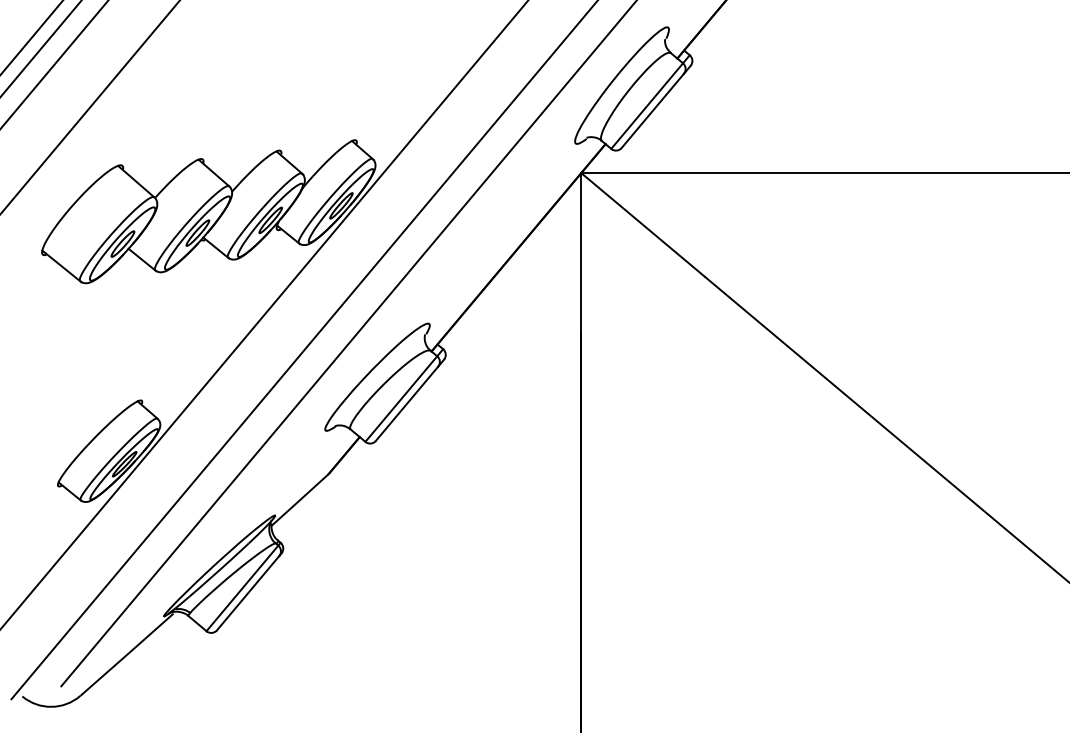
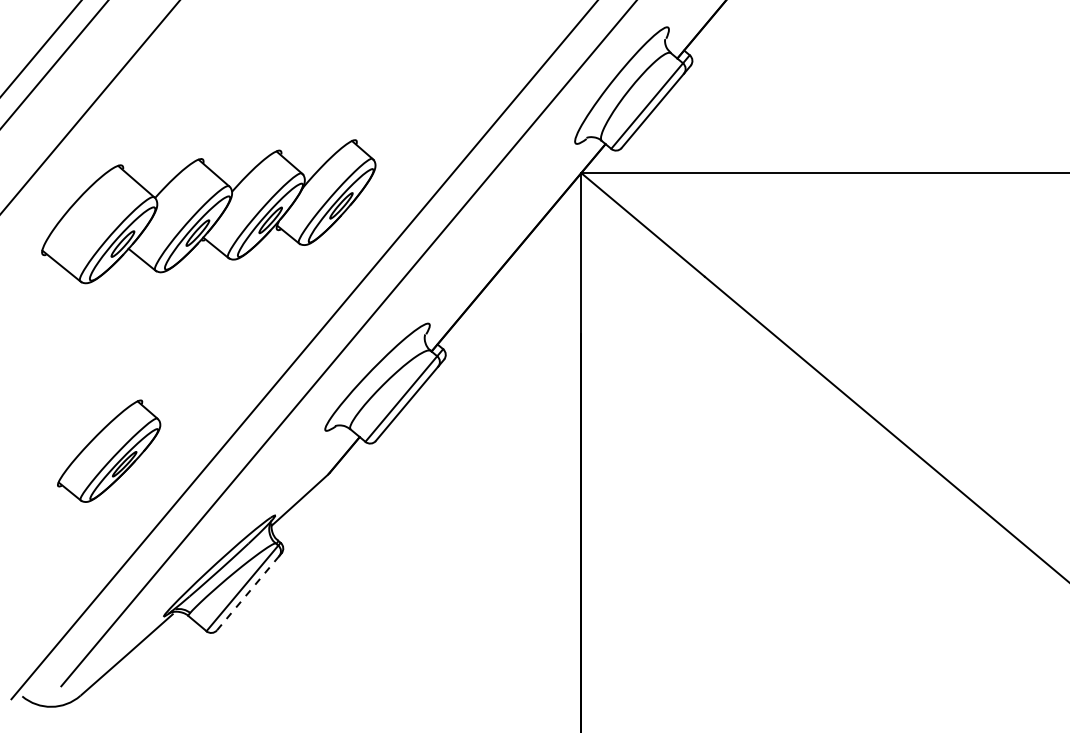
line: present -> none (31, 37)
line: present -> none (264, 314)
line: solid -> dashed (248, 592)
